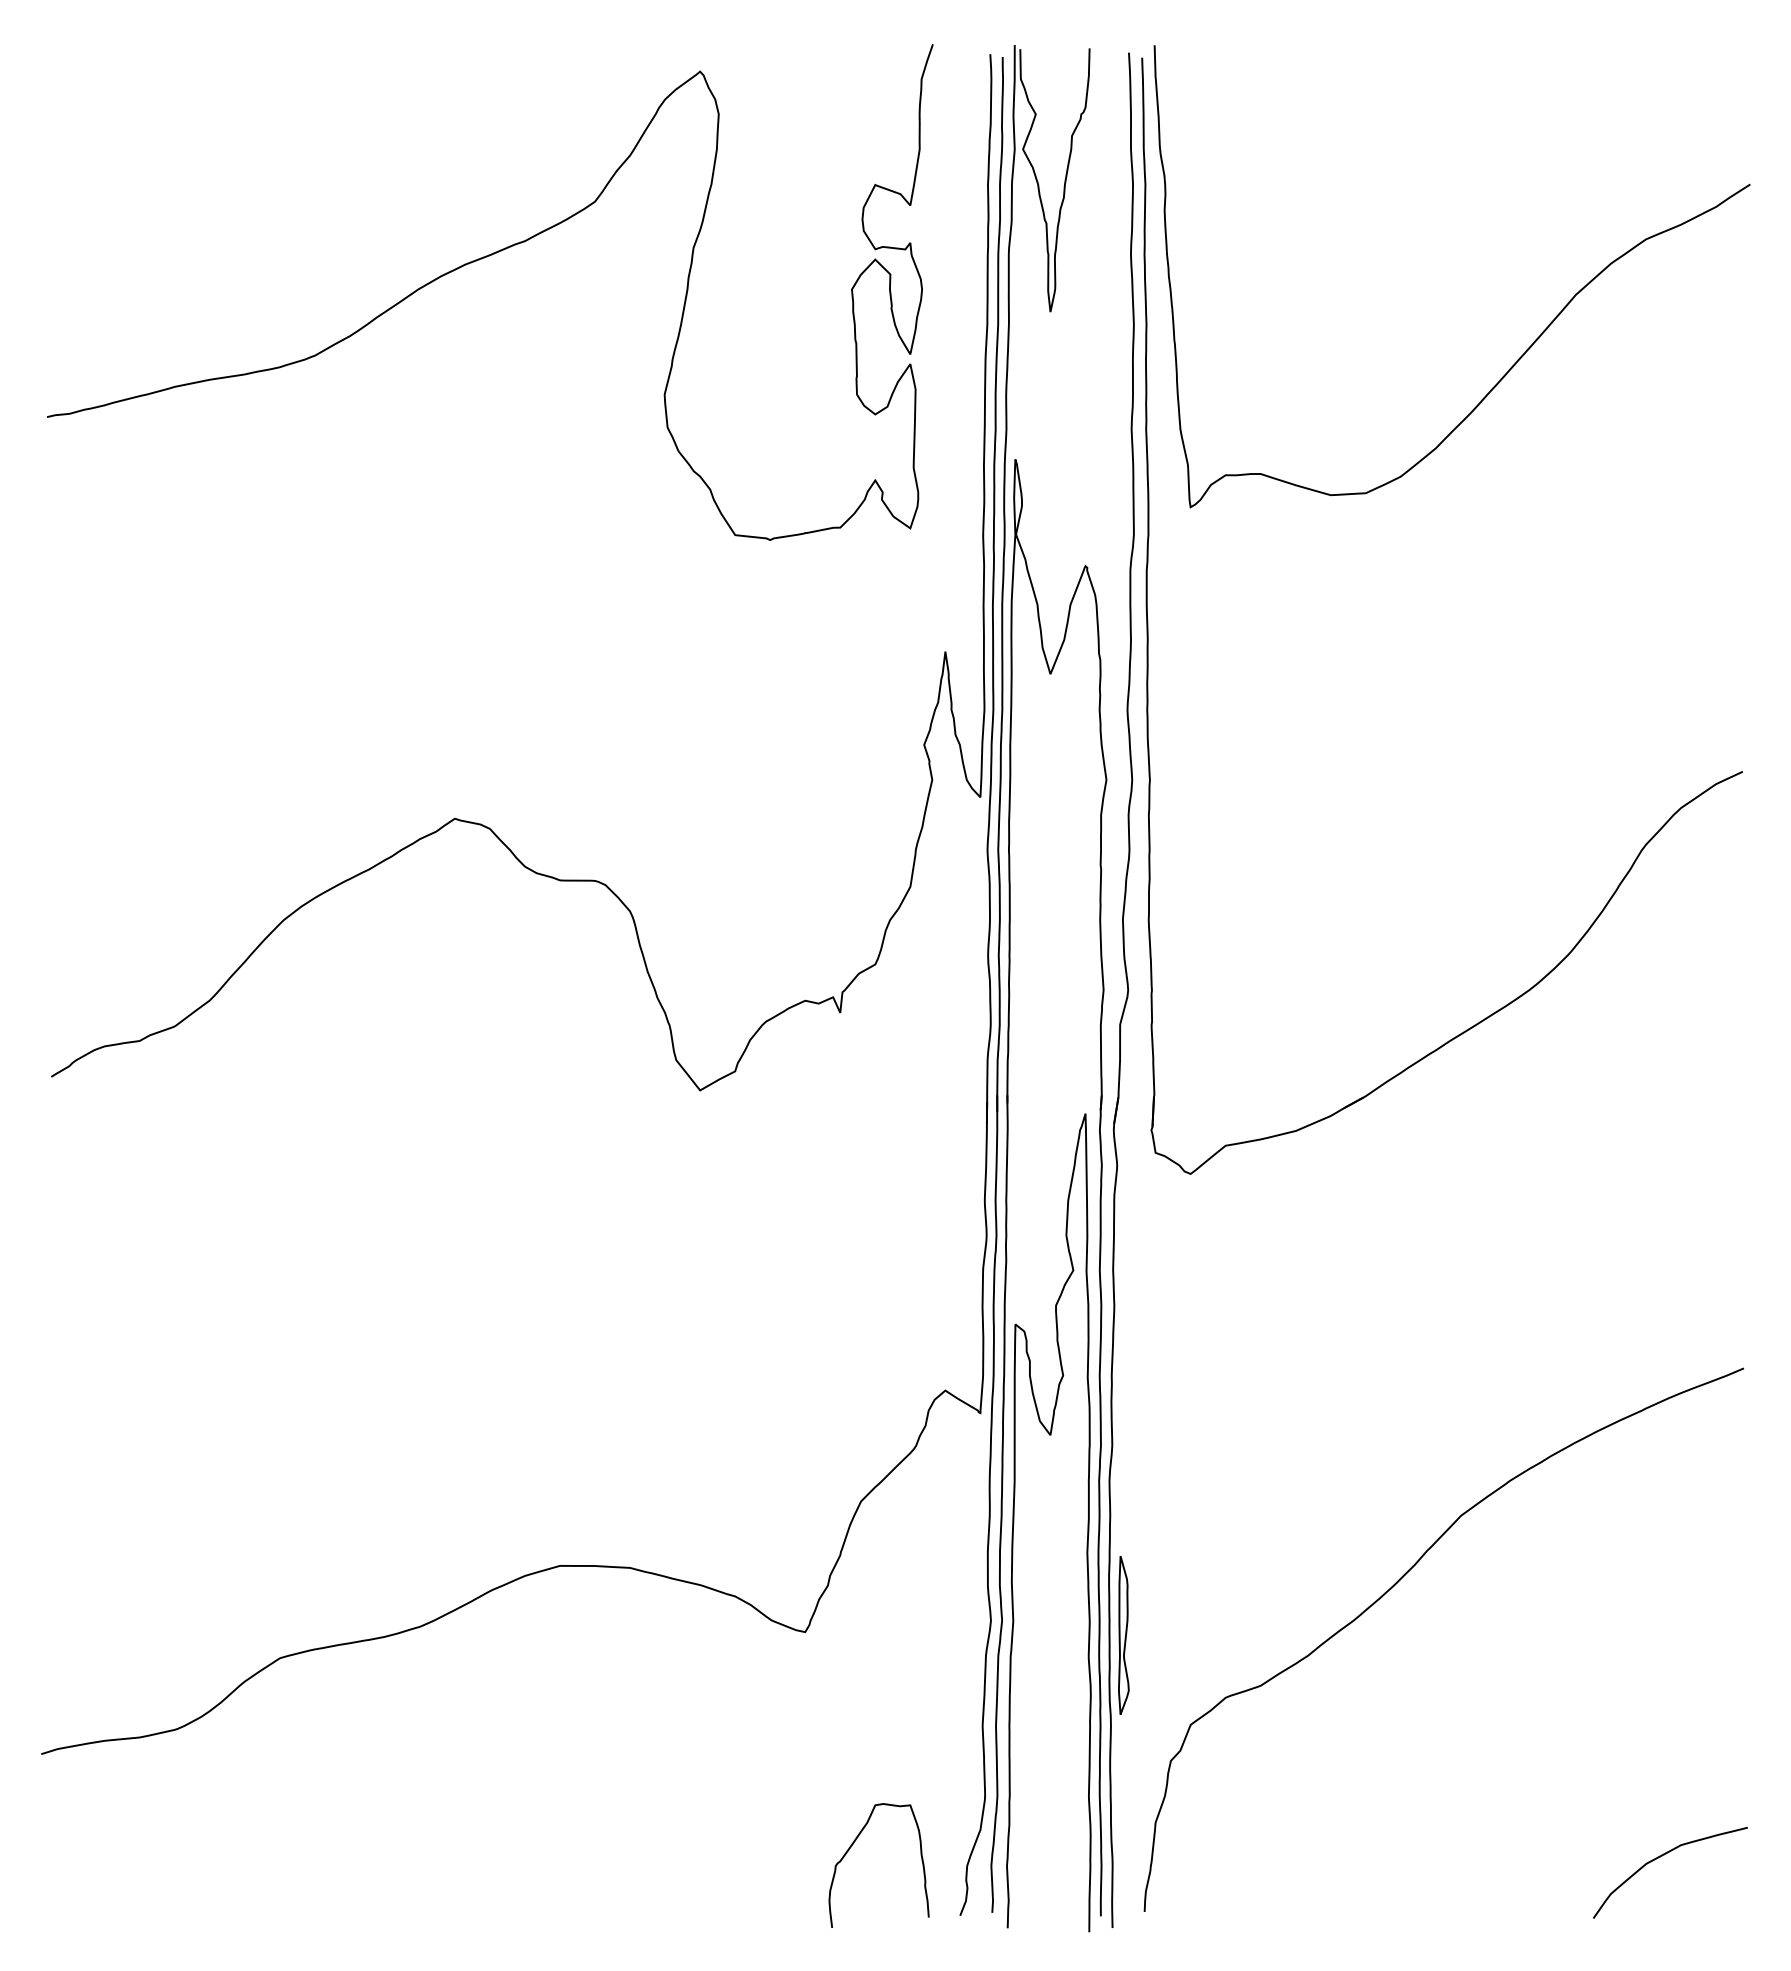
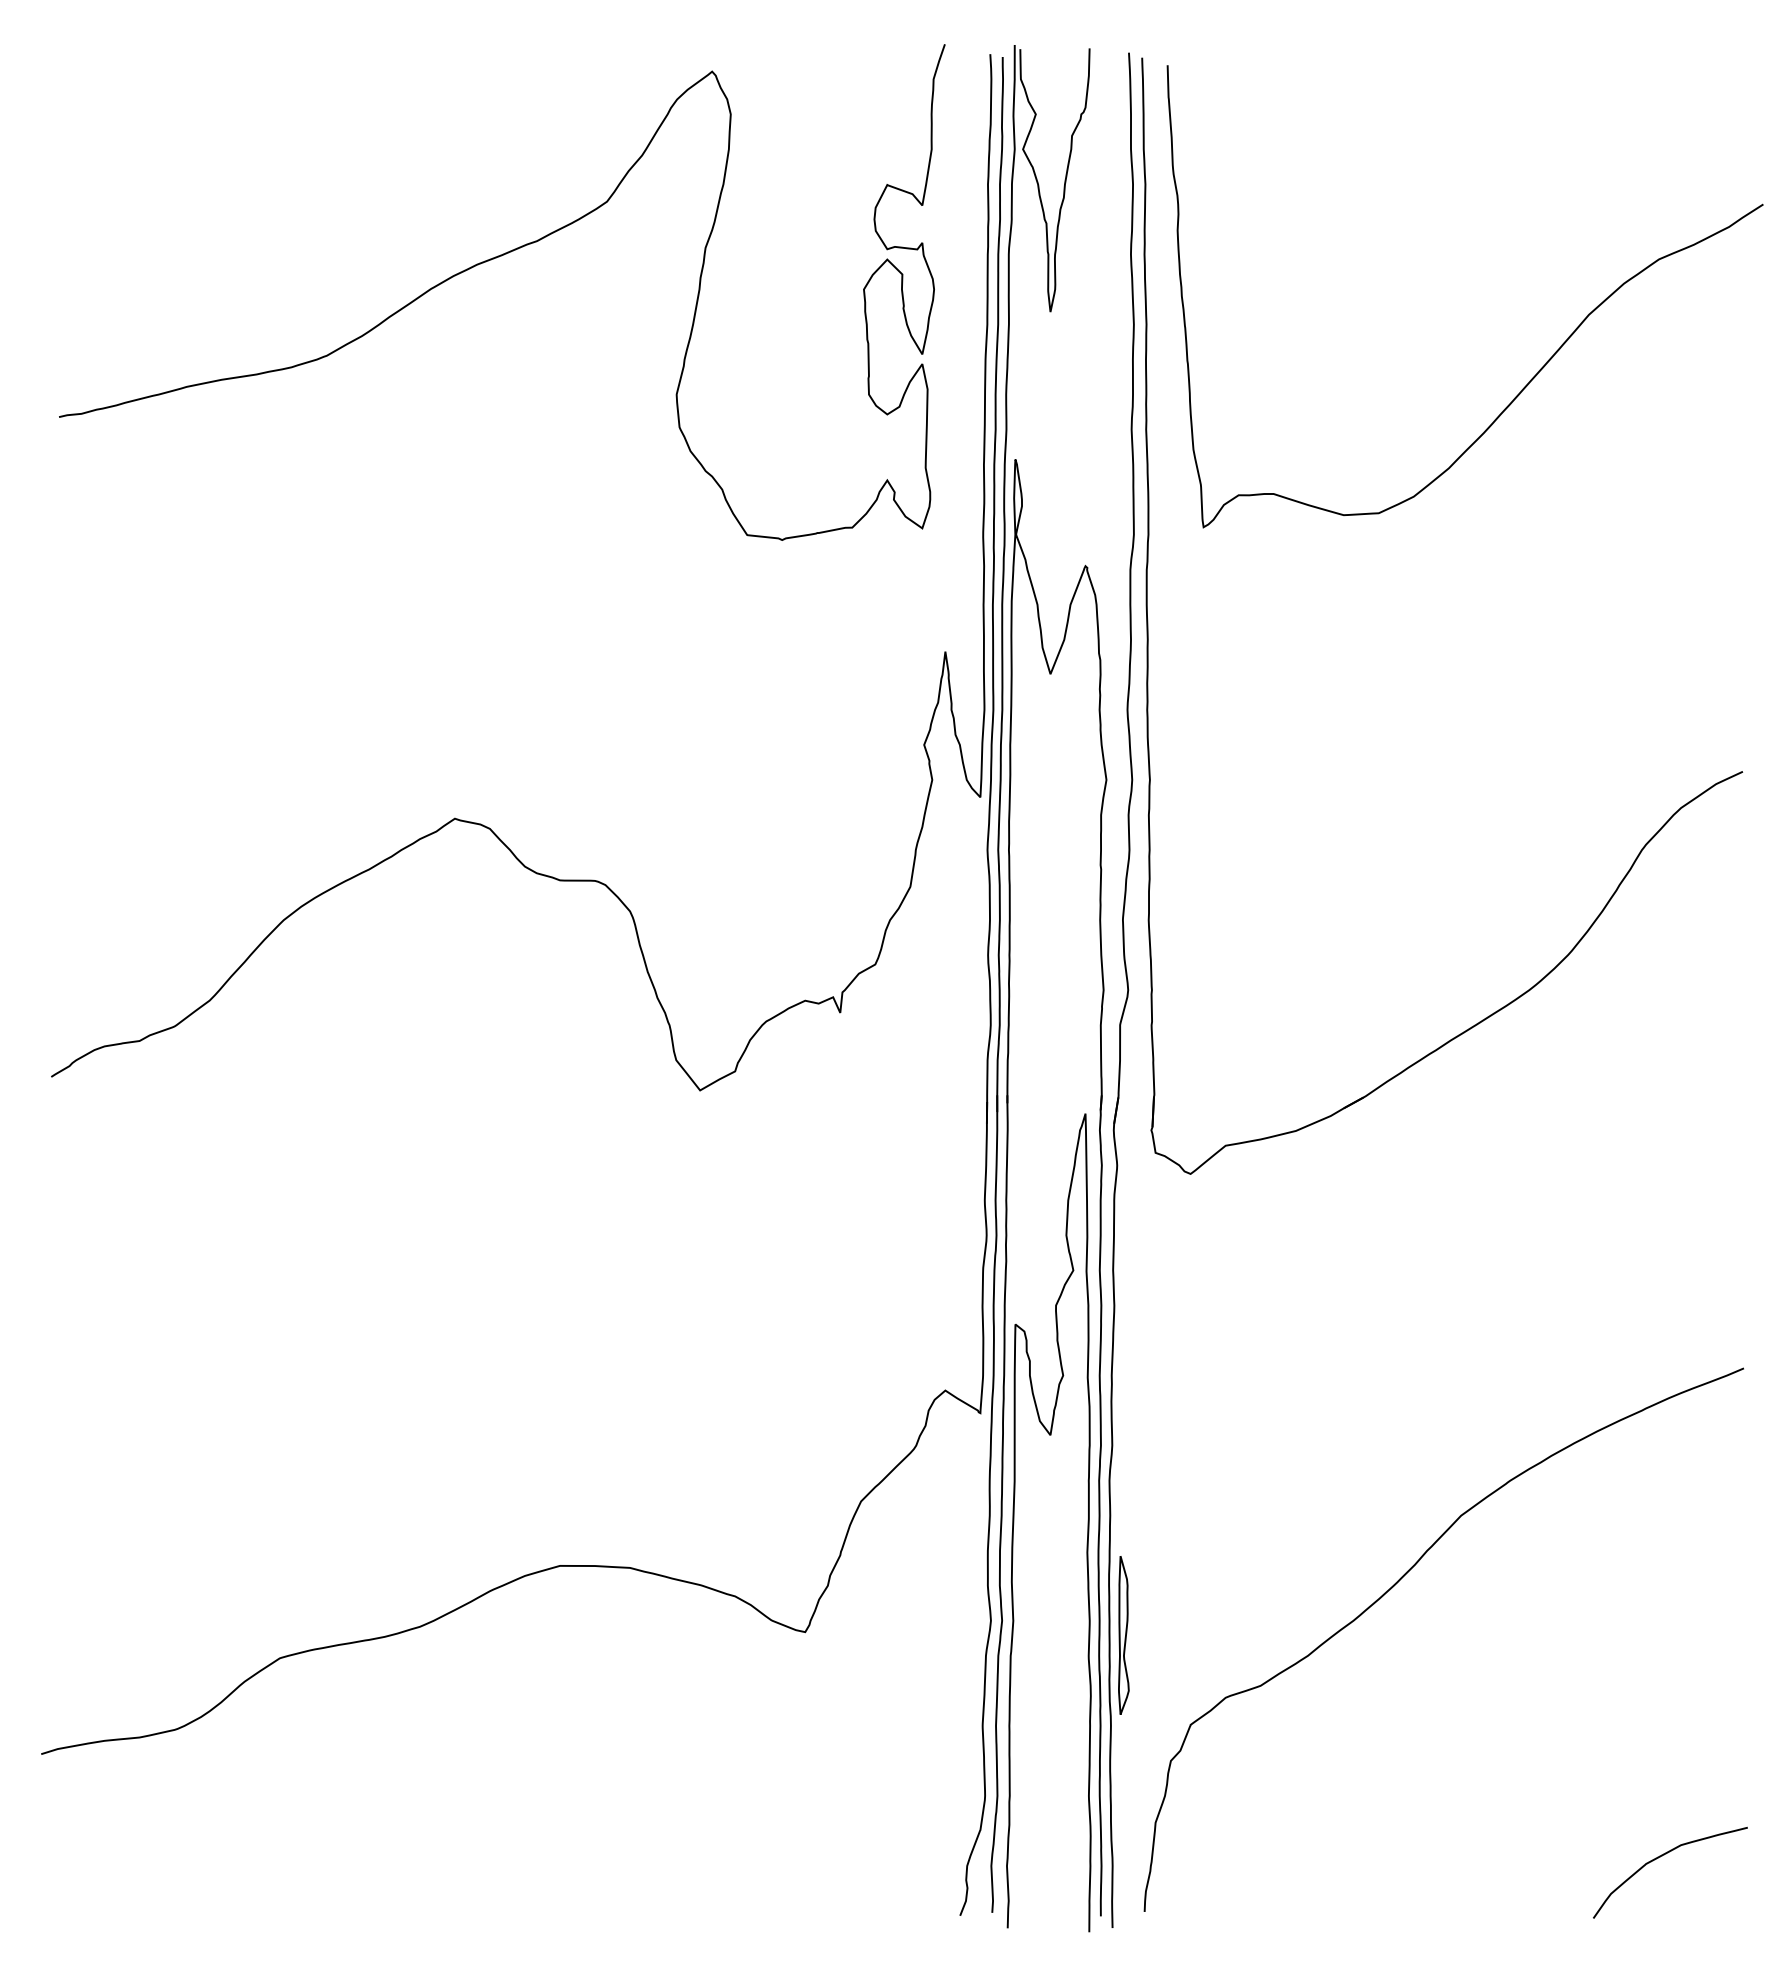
curve position: (479, 260) -> (491, 260) (491, 260)
curve position: (1533, 341) -> (1546, 361) (1546, 361)
curve: present -> none (851, 1847)
